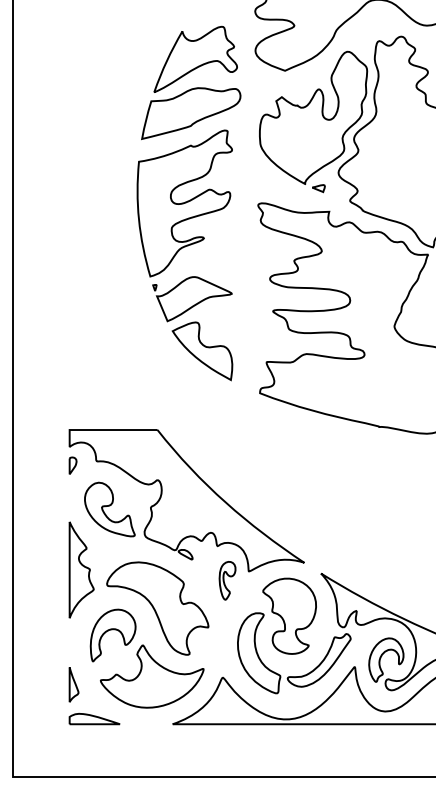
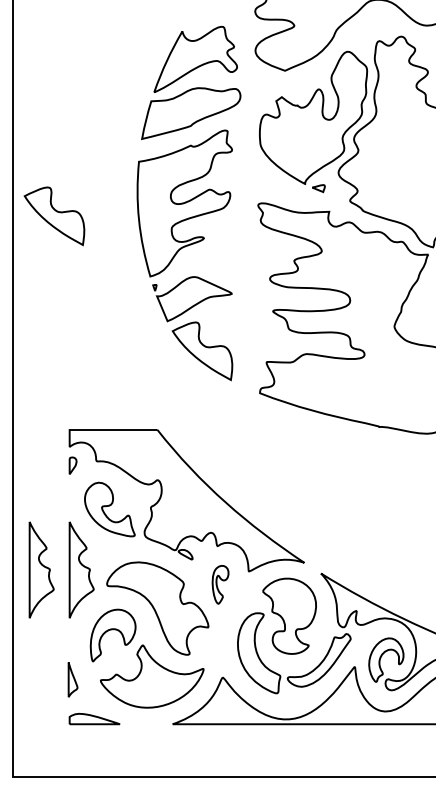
part: none -> present (54, 216)
part: none -> present (41, 569)
part position: (227, 580) -> (220, 584) (220, 584)
part position: (73, 684) -> (72, 679) (72, 679)
